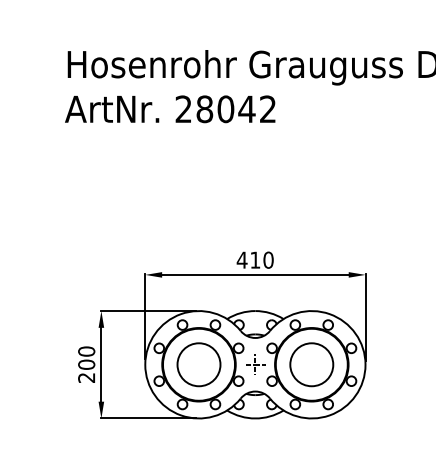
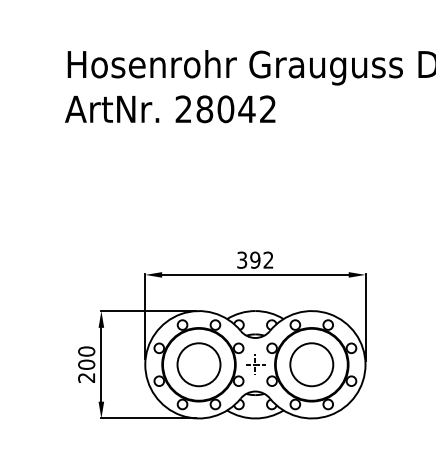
text: 410 -> 392 (254, 259)
